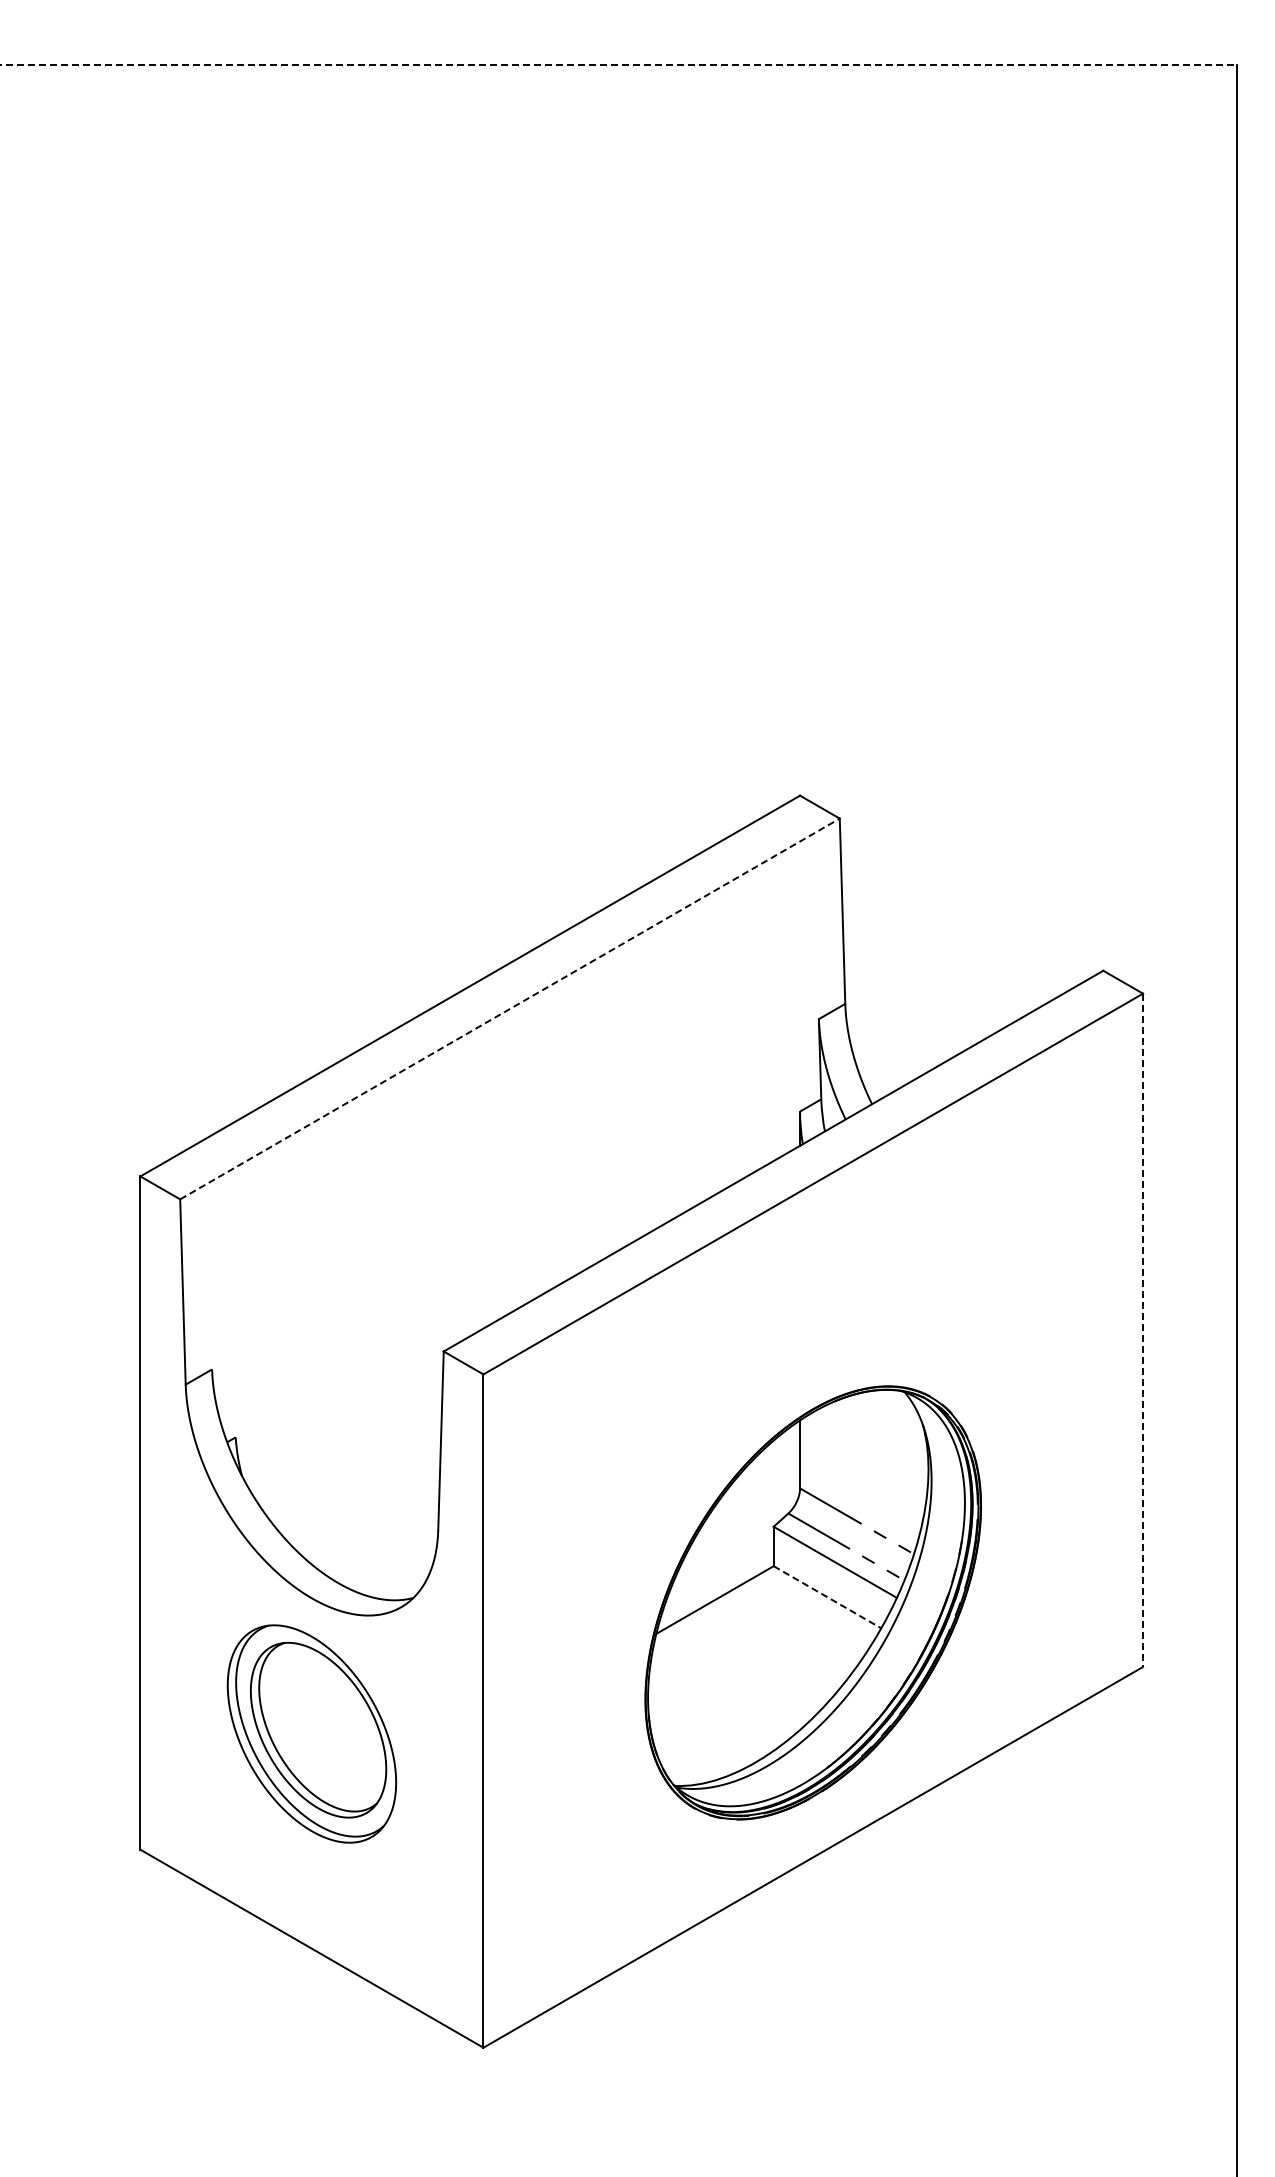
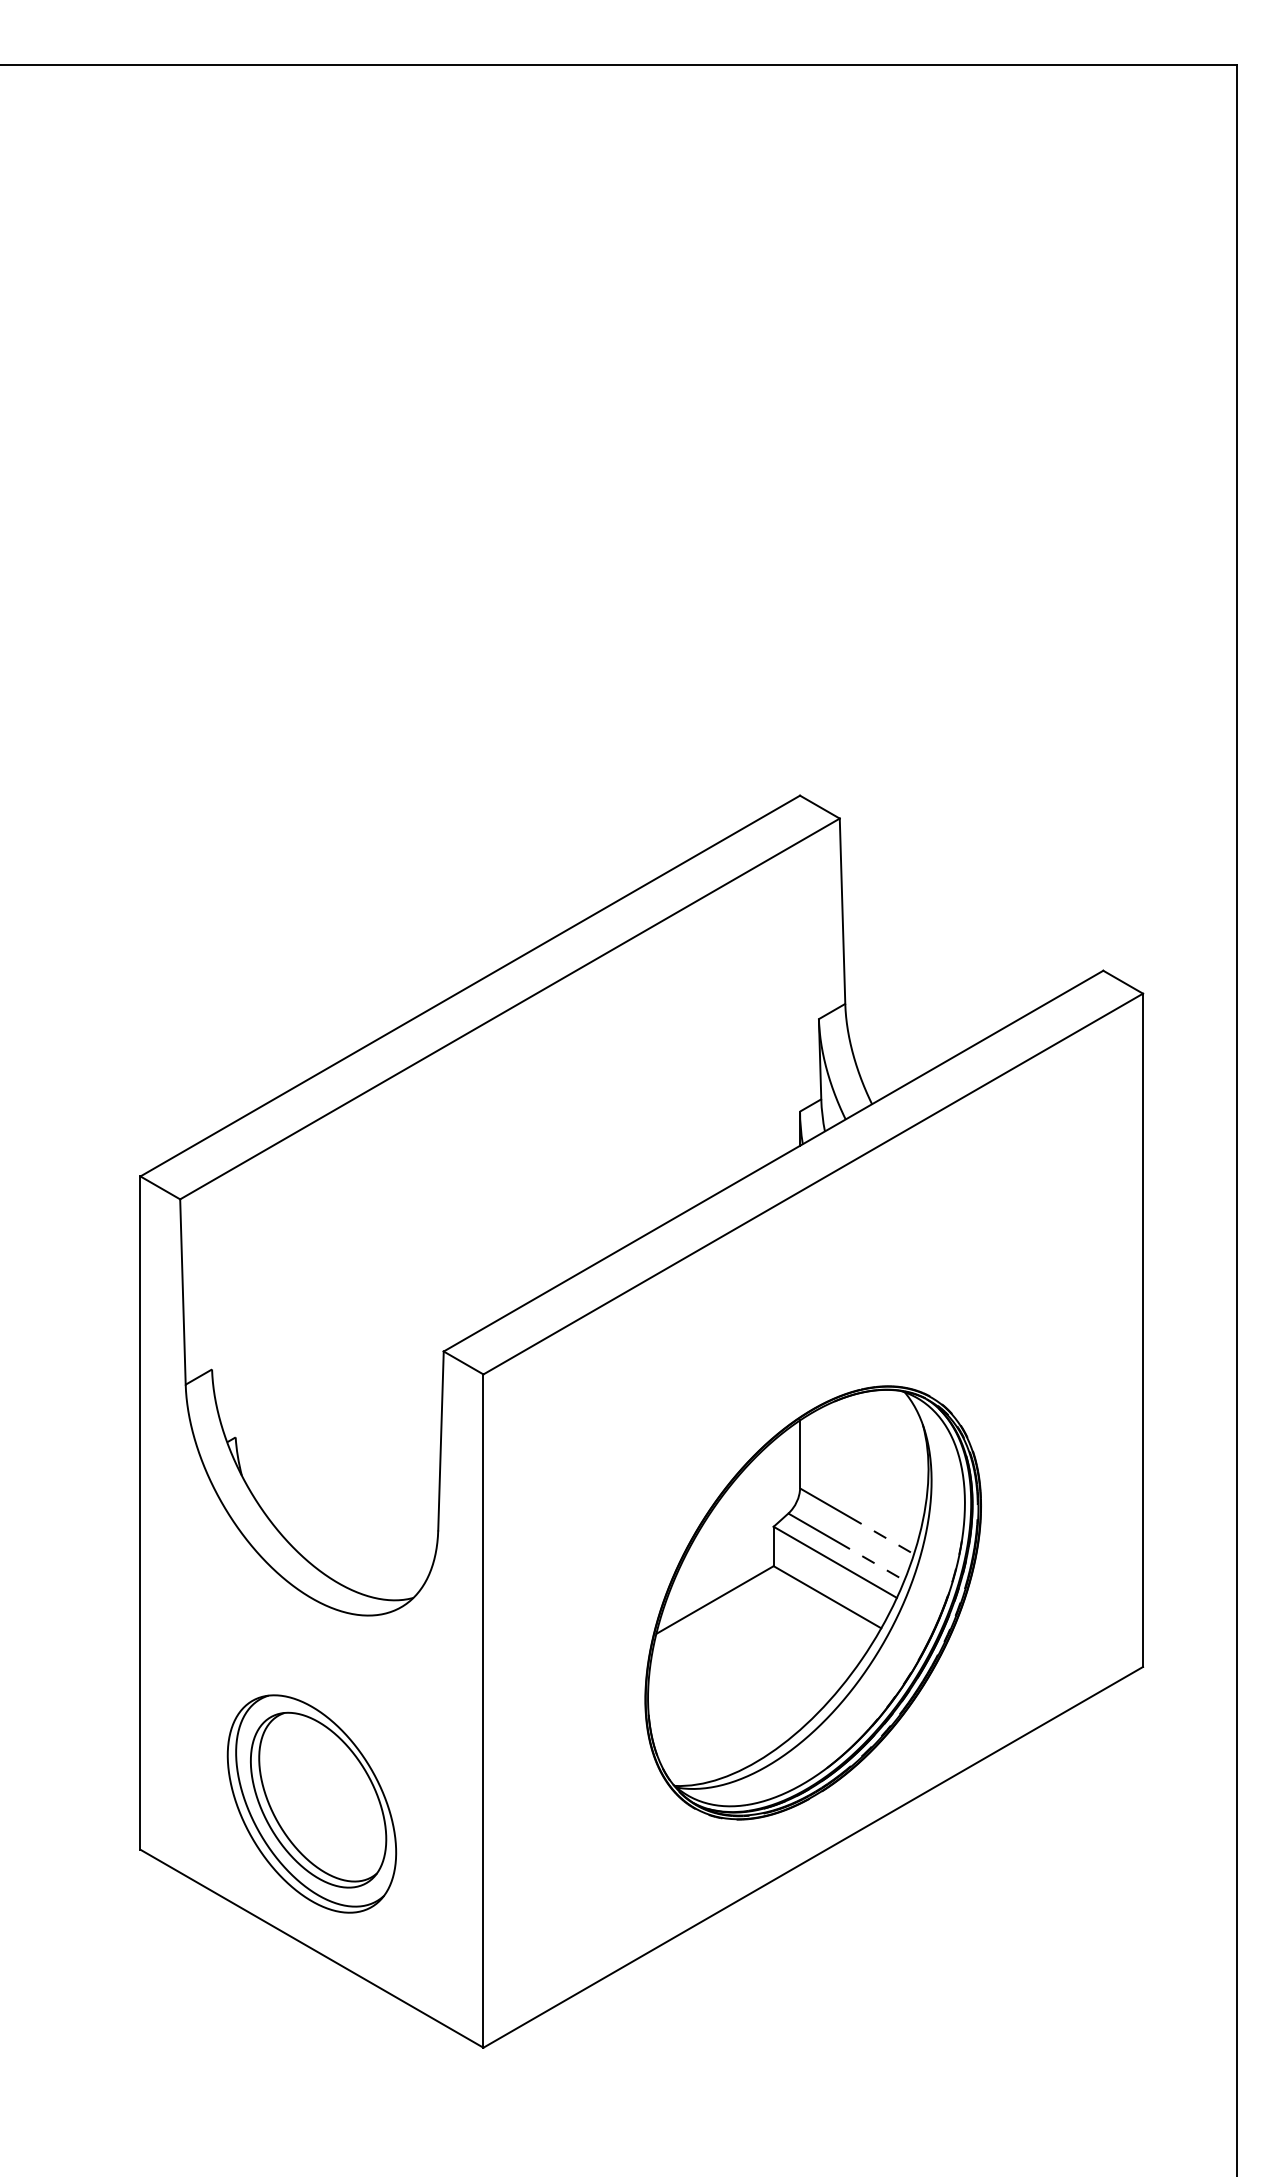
line: dashed -> solid (619, 65)
line: dashed -> solid (509, 1008)
line: dashed -> solid (1143, 1330)
line: dashed -> solid (827, 1597)
part position: (311, 1733) -> (311, 1803) (311, 1803)
